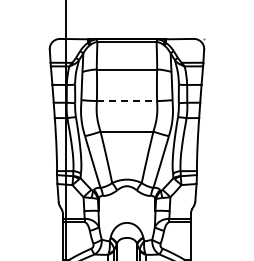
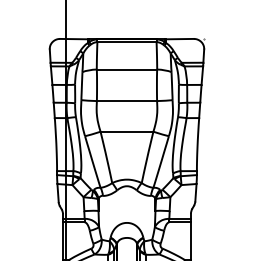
line: dashed -> solid (127, 101)
